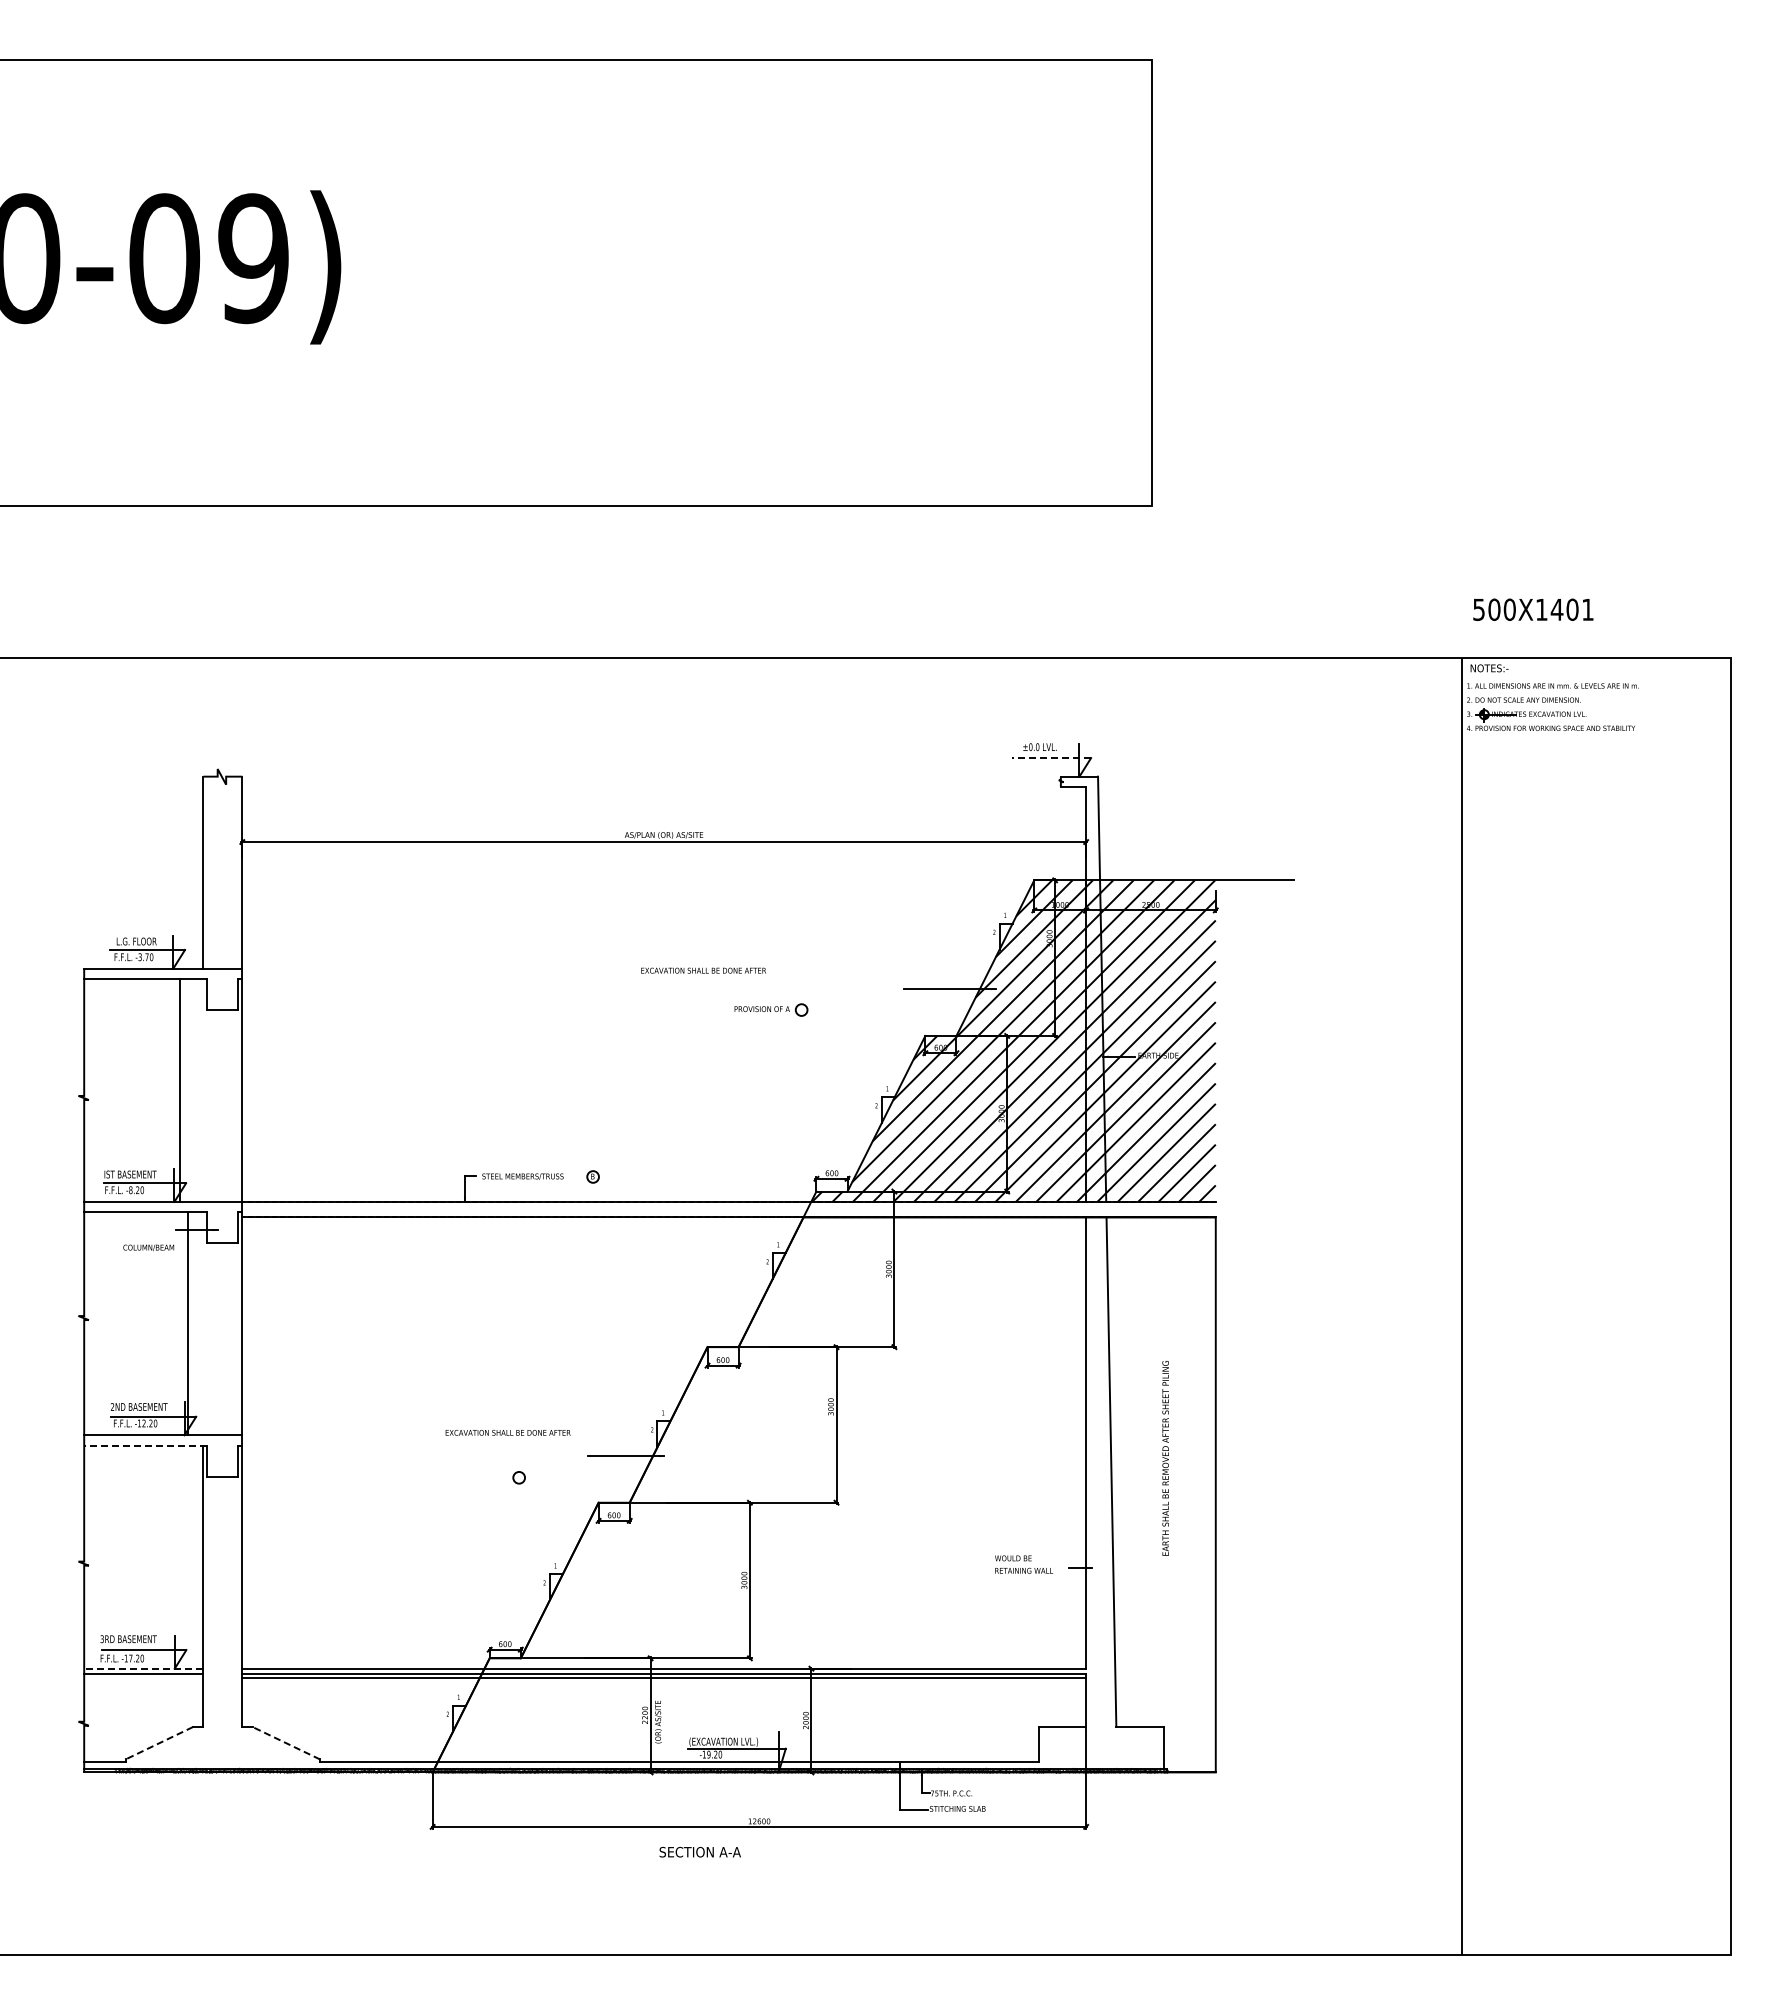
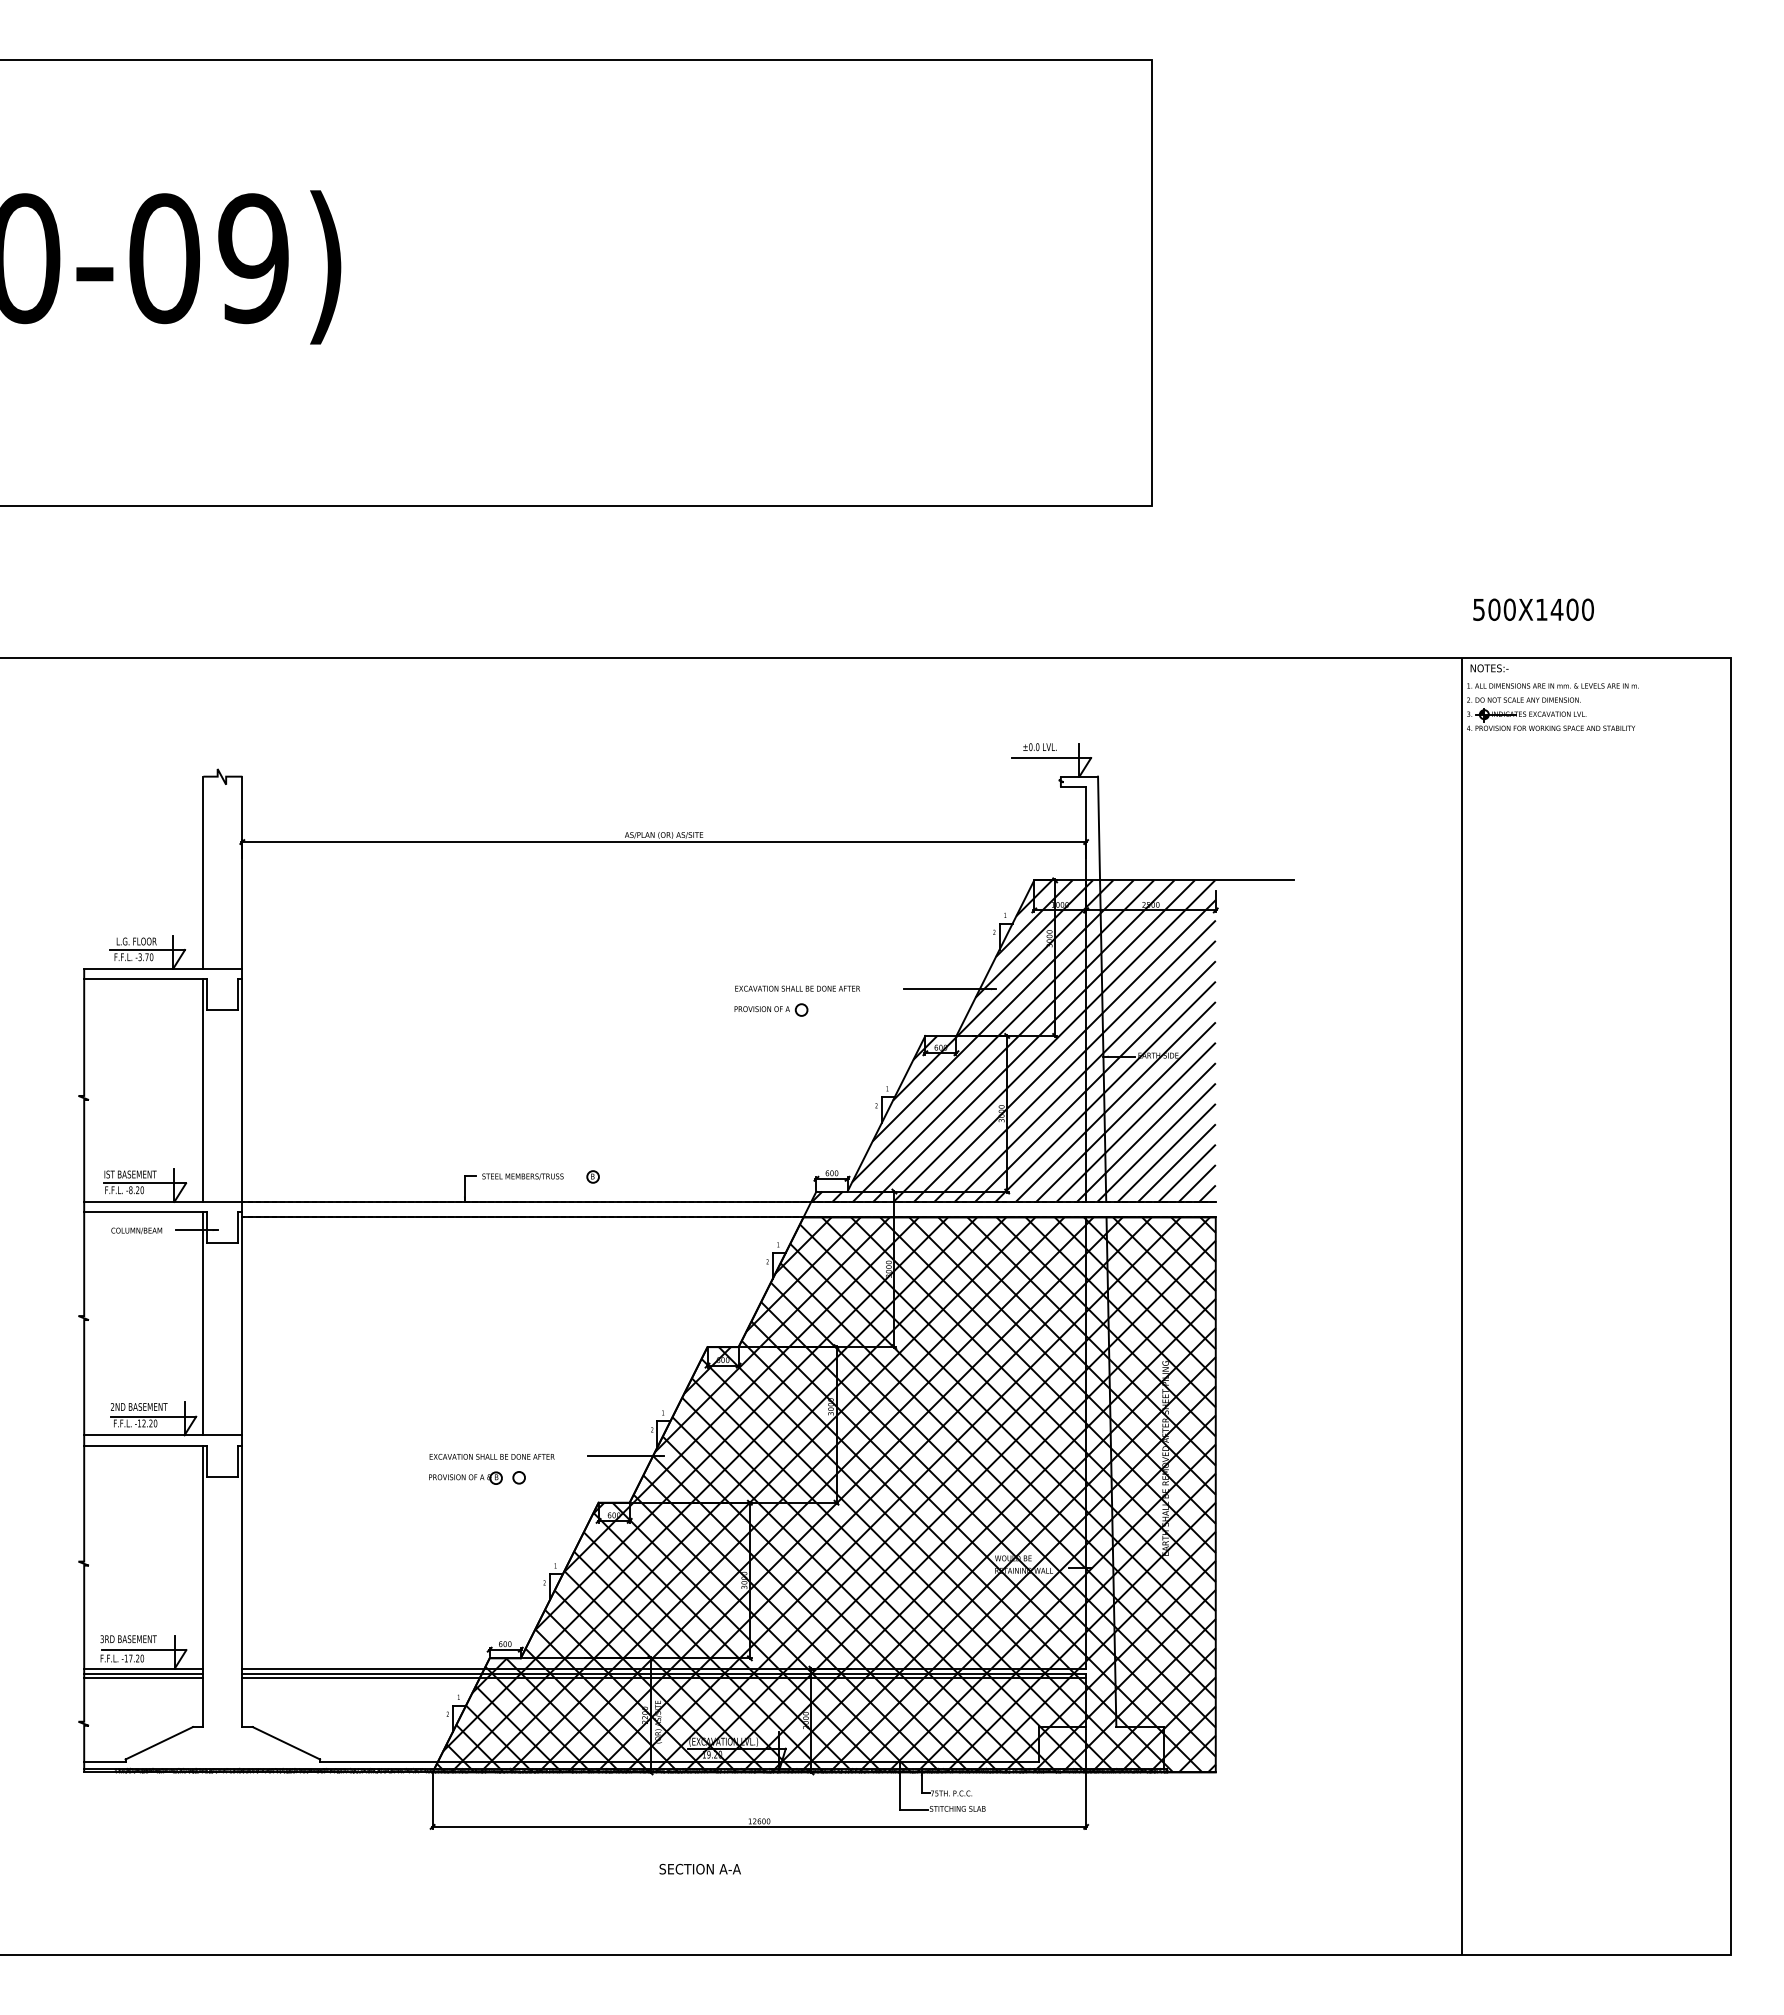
text: 500X1401 -> 500X1400 (1587, 609)
line: dashed -> solid (1051, 758)
text position: (703, 970) -> (797, 988) (797, 988)
line position: (180, 1089) -> (203, 1089) (203, 1089)
text position: (148, 1247) -> (136, 1230) (136, 1230)
line position: (188, 1323) -> (203, 1323) (203, 1323)
text position: (507, 1432) -> (491, 1456) (491, 1456)
line: dashed -> solid (145, 1445)
part: none -> present (465, 1477)
hatch: none -> present (825, 1494)
line: dashed -> solid (143, 1668)
line: none -> present (143, 1677)
line: dashed -> solid (158, 1743)
line: dashed -> solid (285, 1743)
text position: (699, 1851) -> (699, 1868) (699, 1868)
